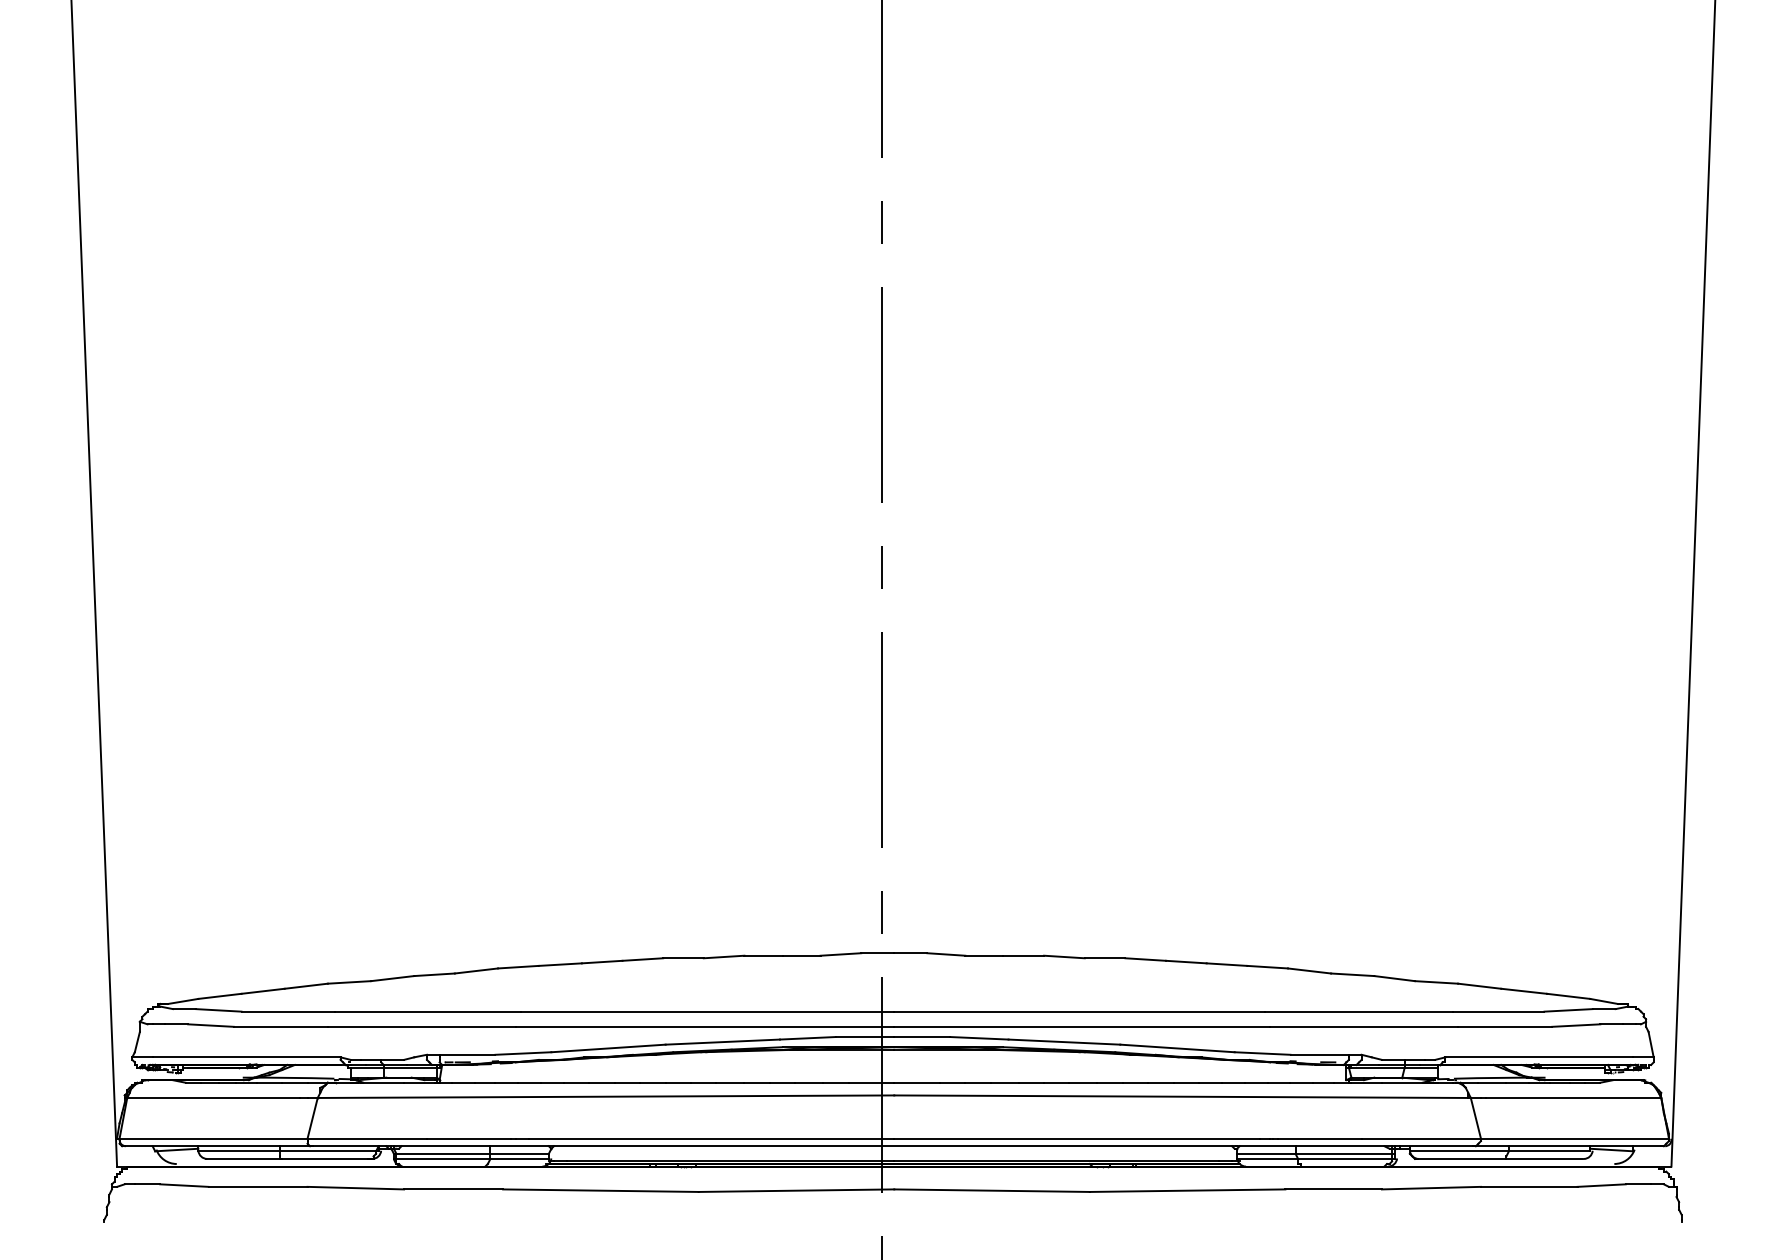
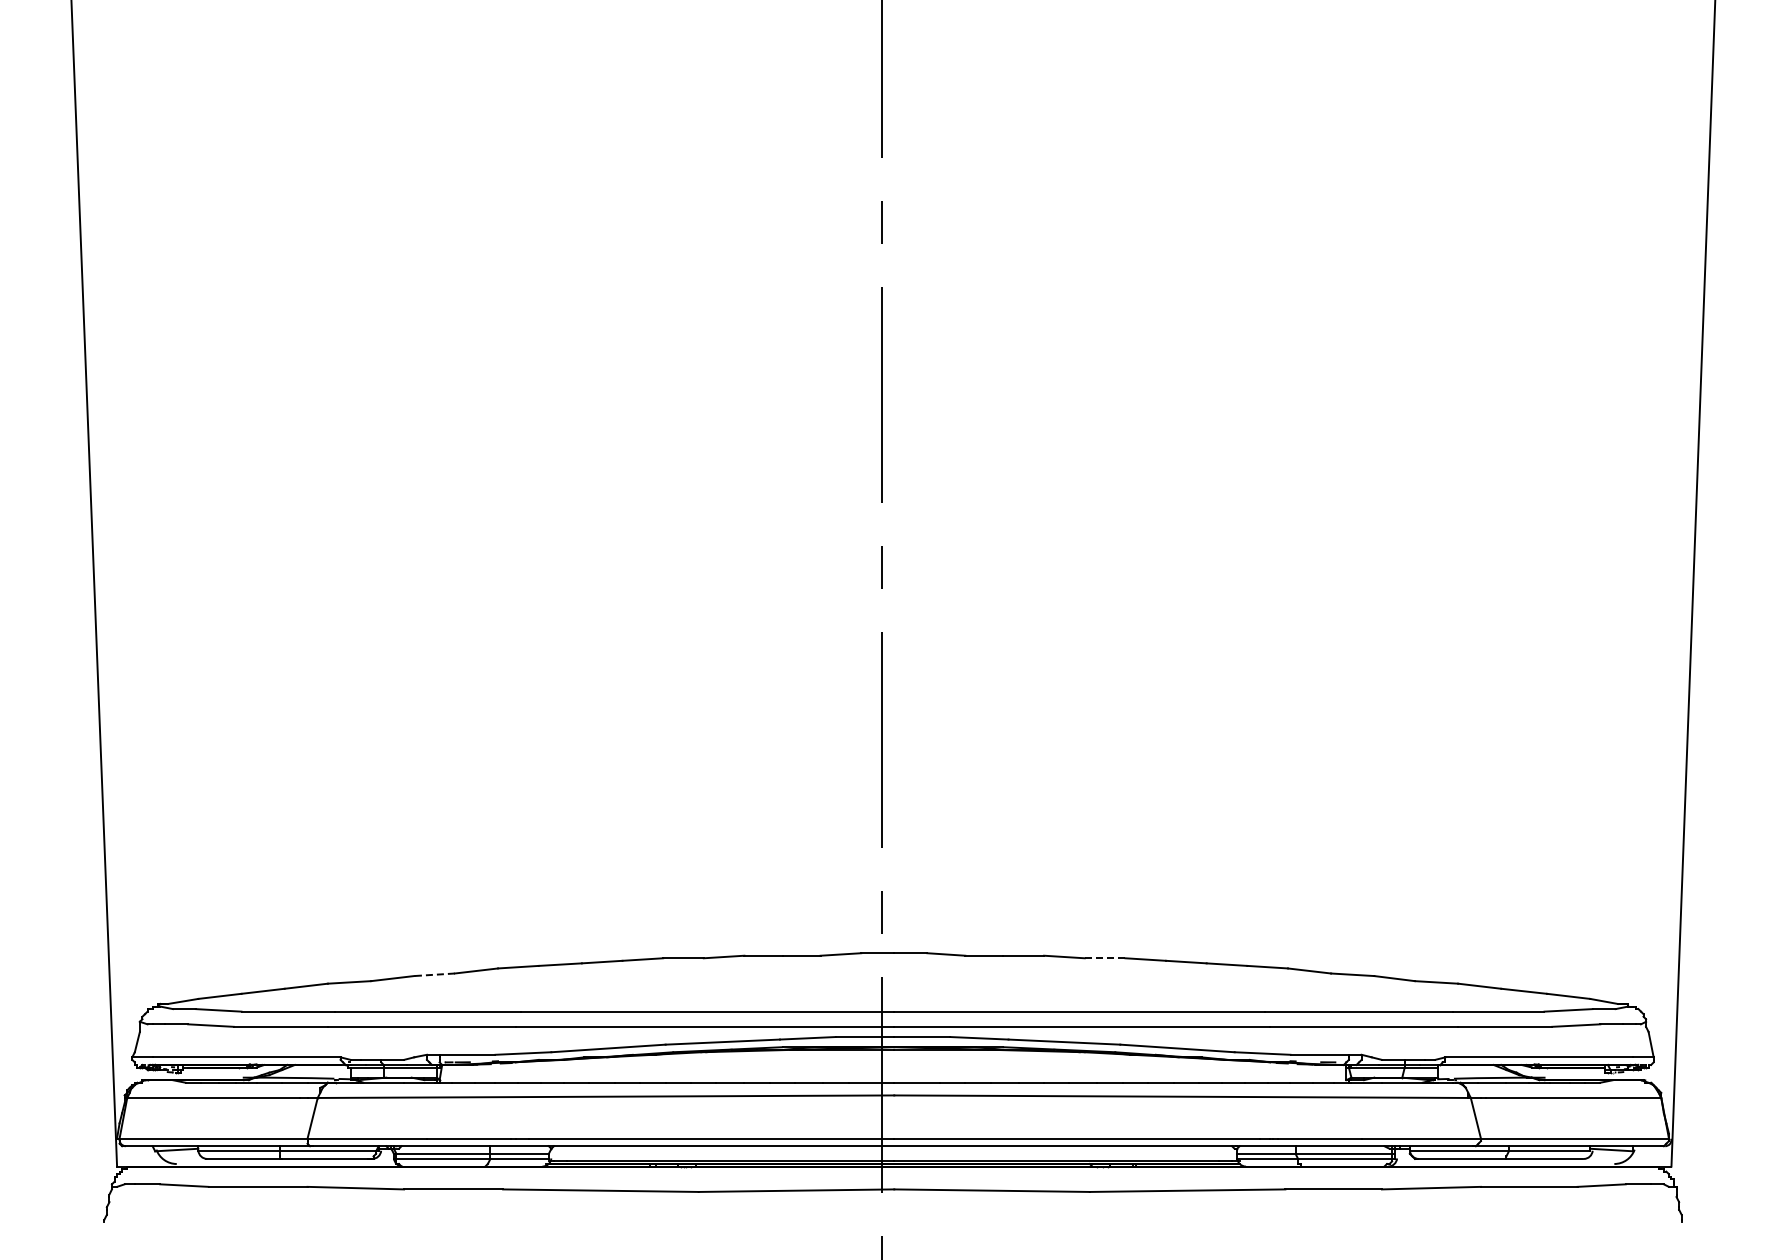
line: solid -> dashed (1104, 958)
line: solid -> dashed (434, 974)
